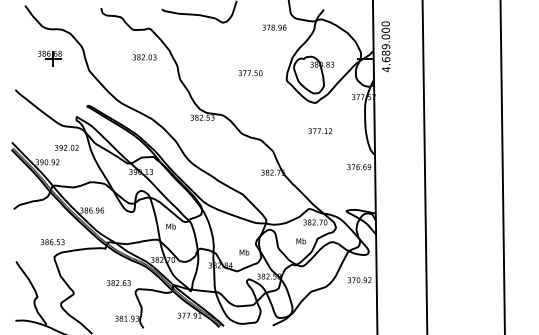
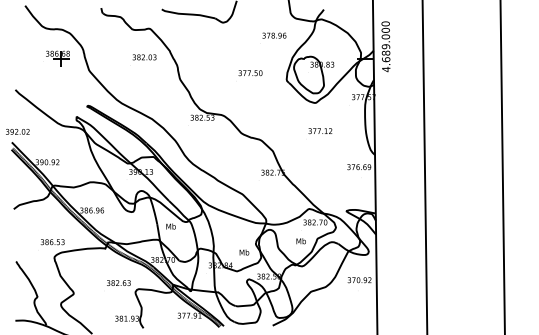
text position: (274, 27) -> (274, 35) (274, 35)
part position: (49, 58) -> (57, 58) (57, 58)
text position: (66, 147) -> (17, 131) (17, 131)
